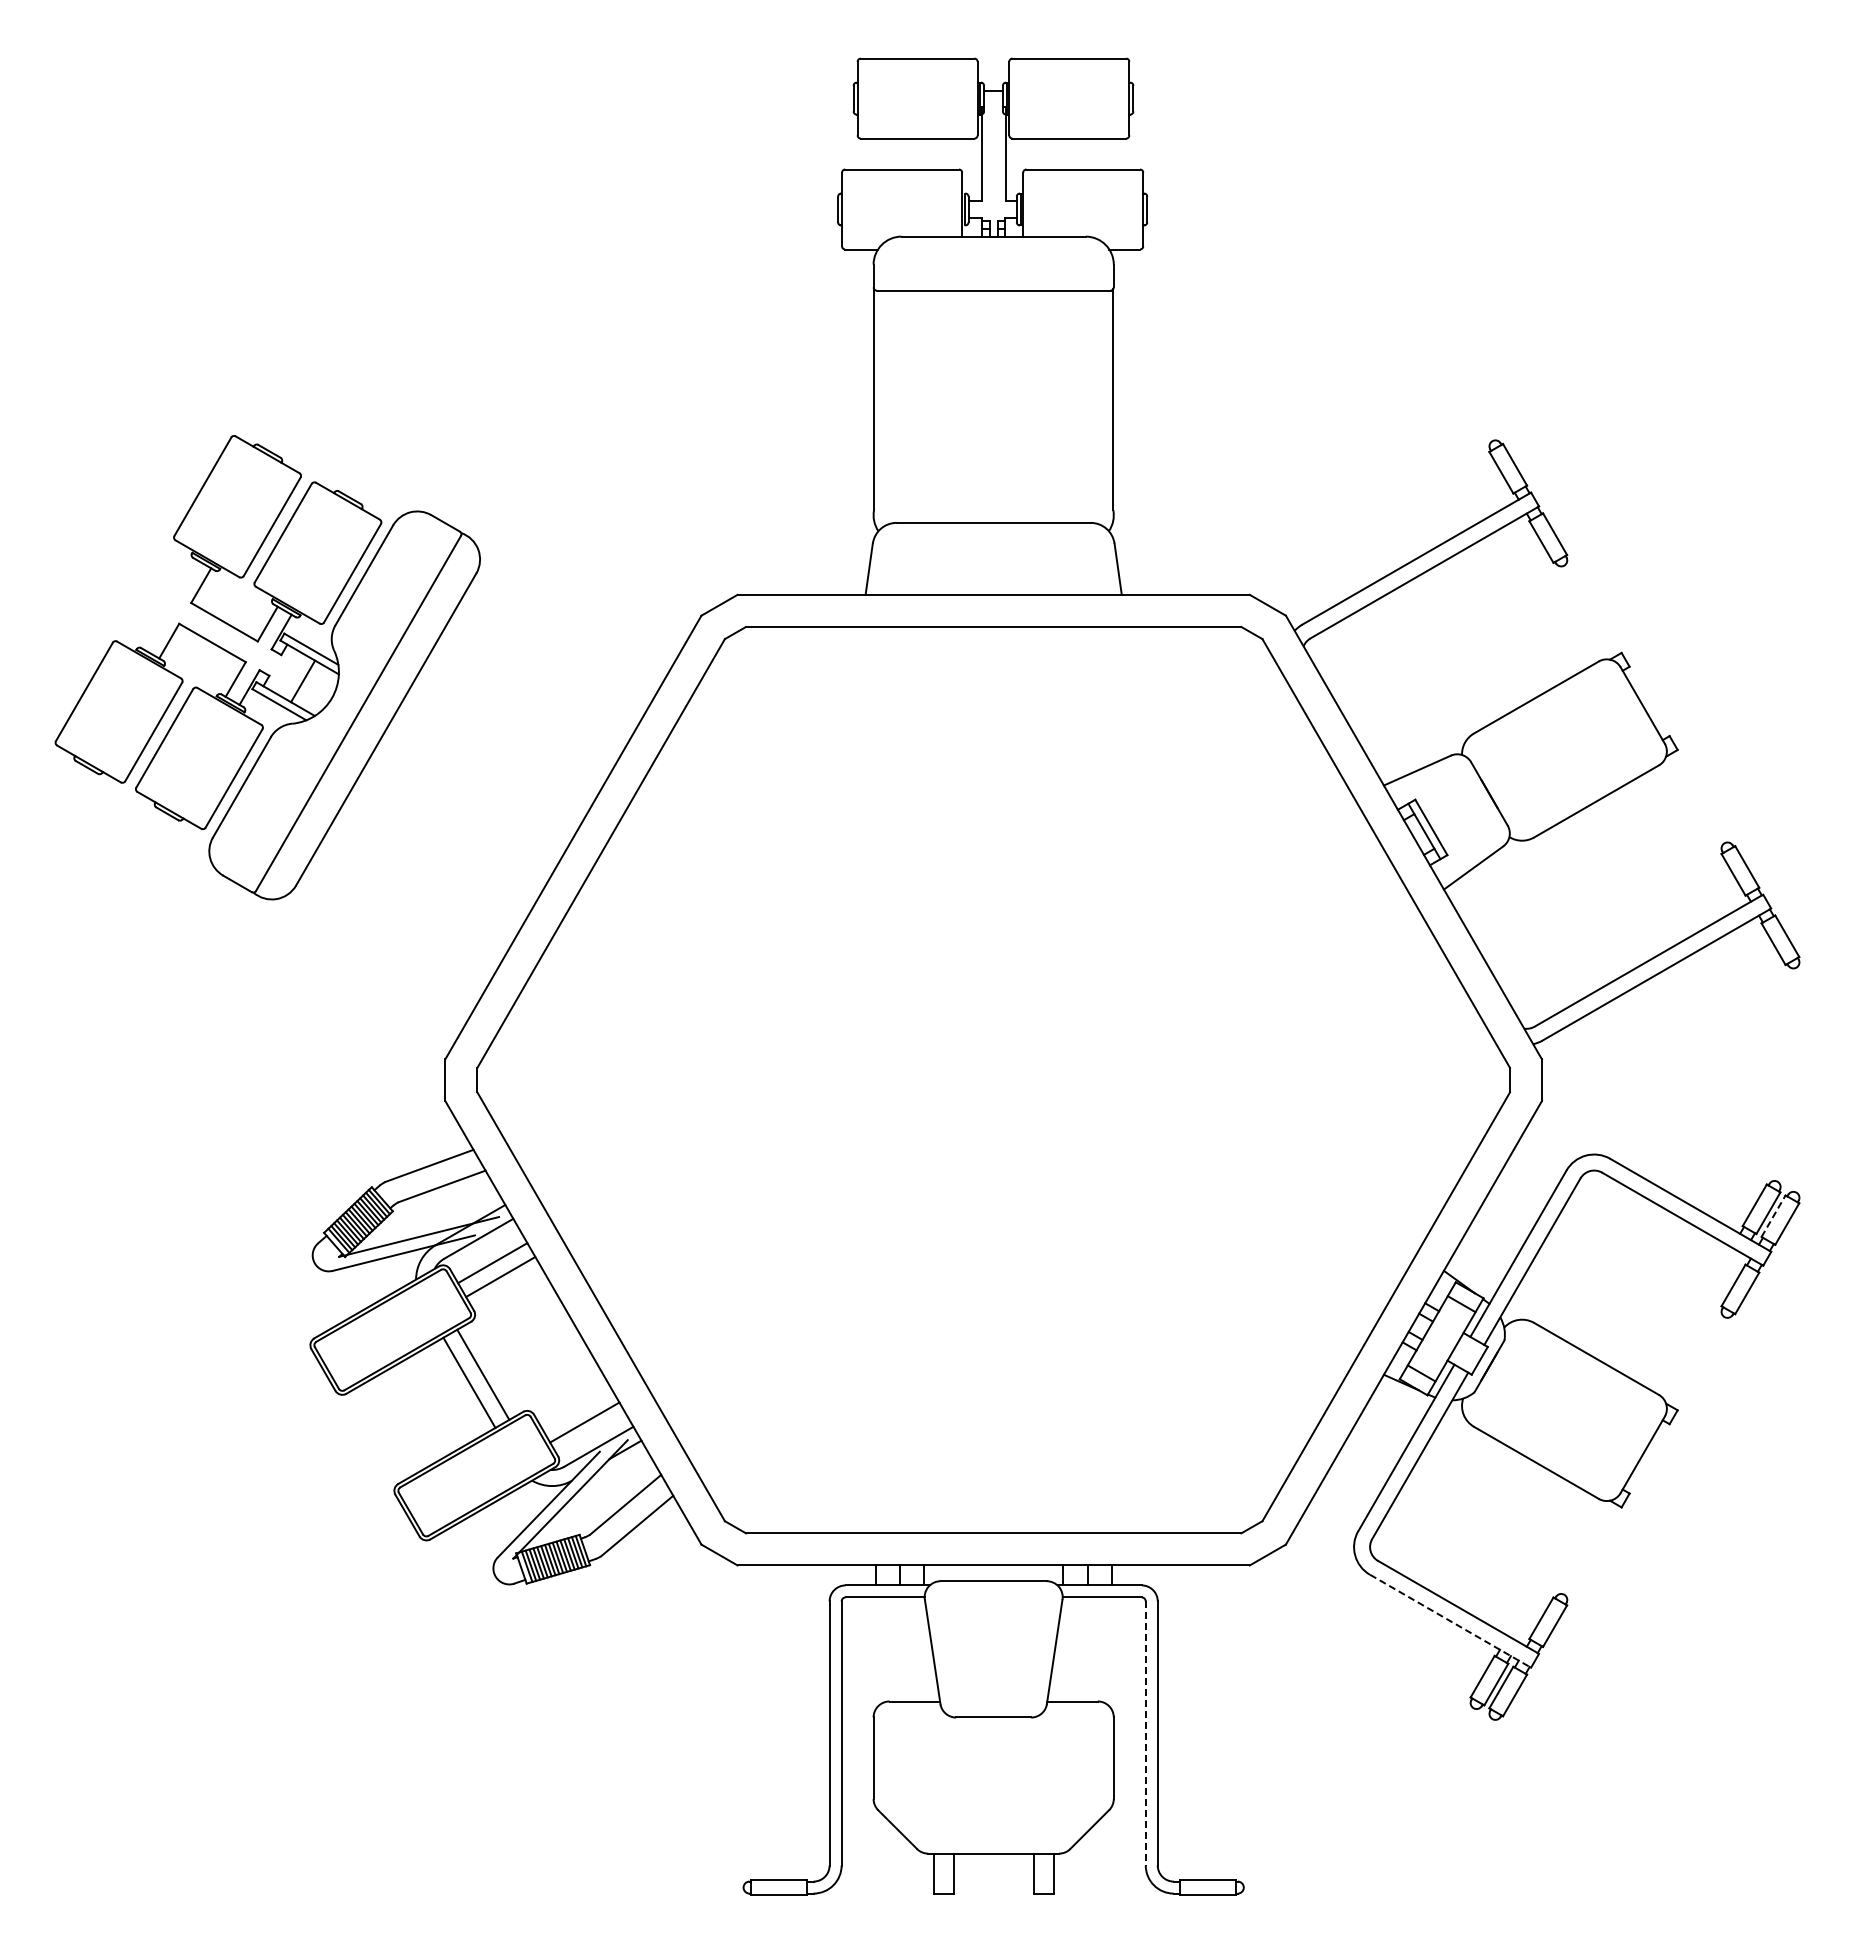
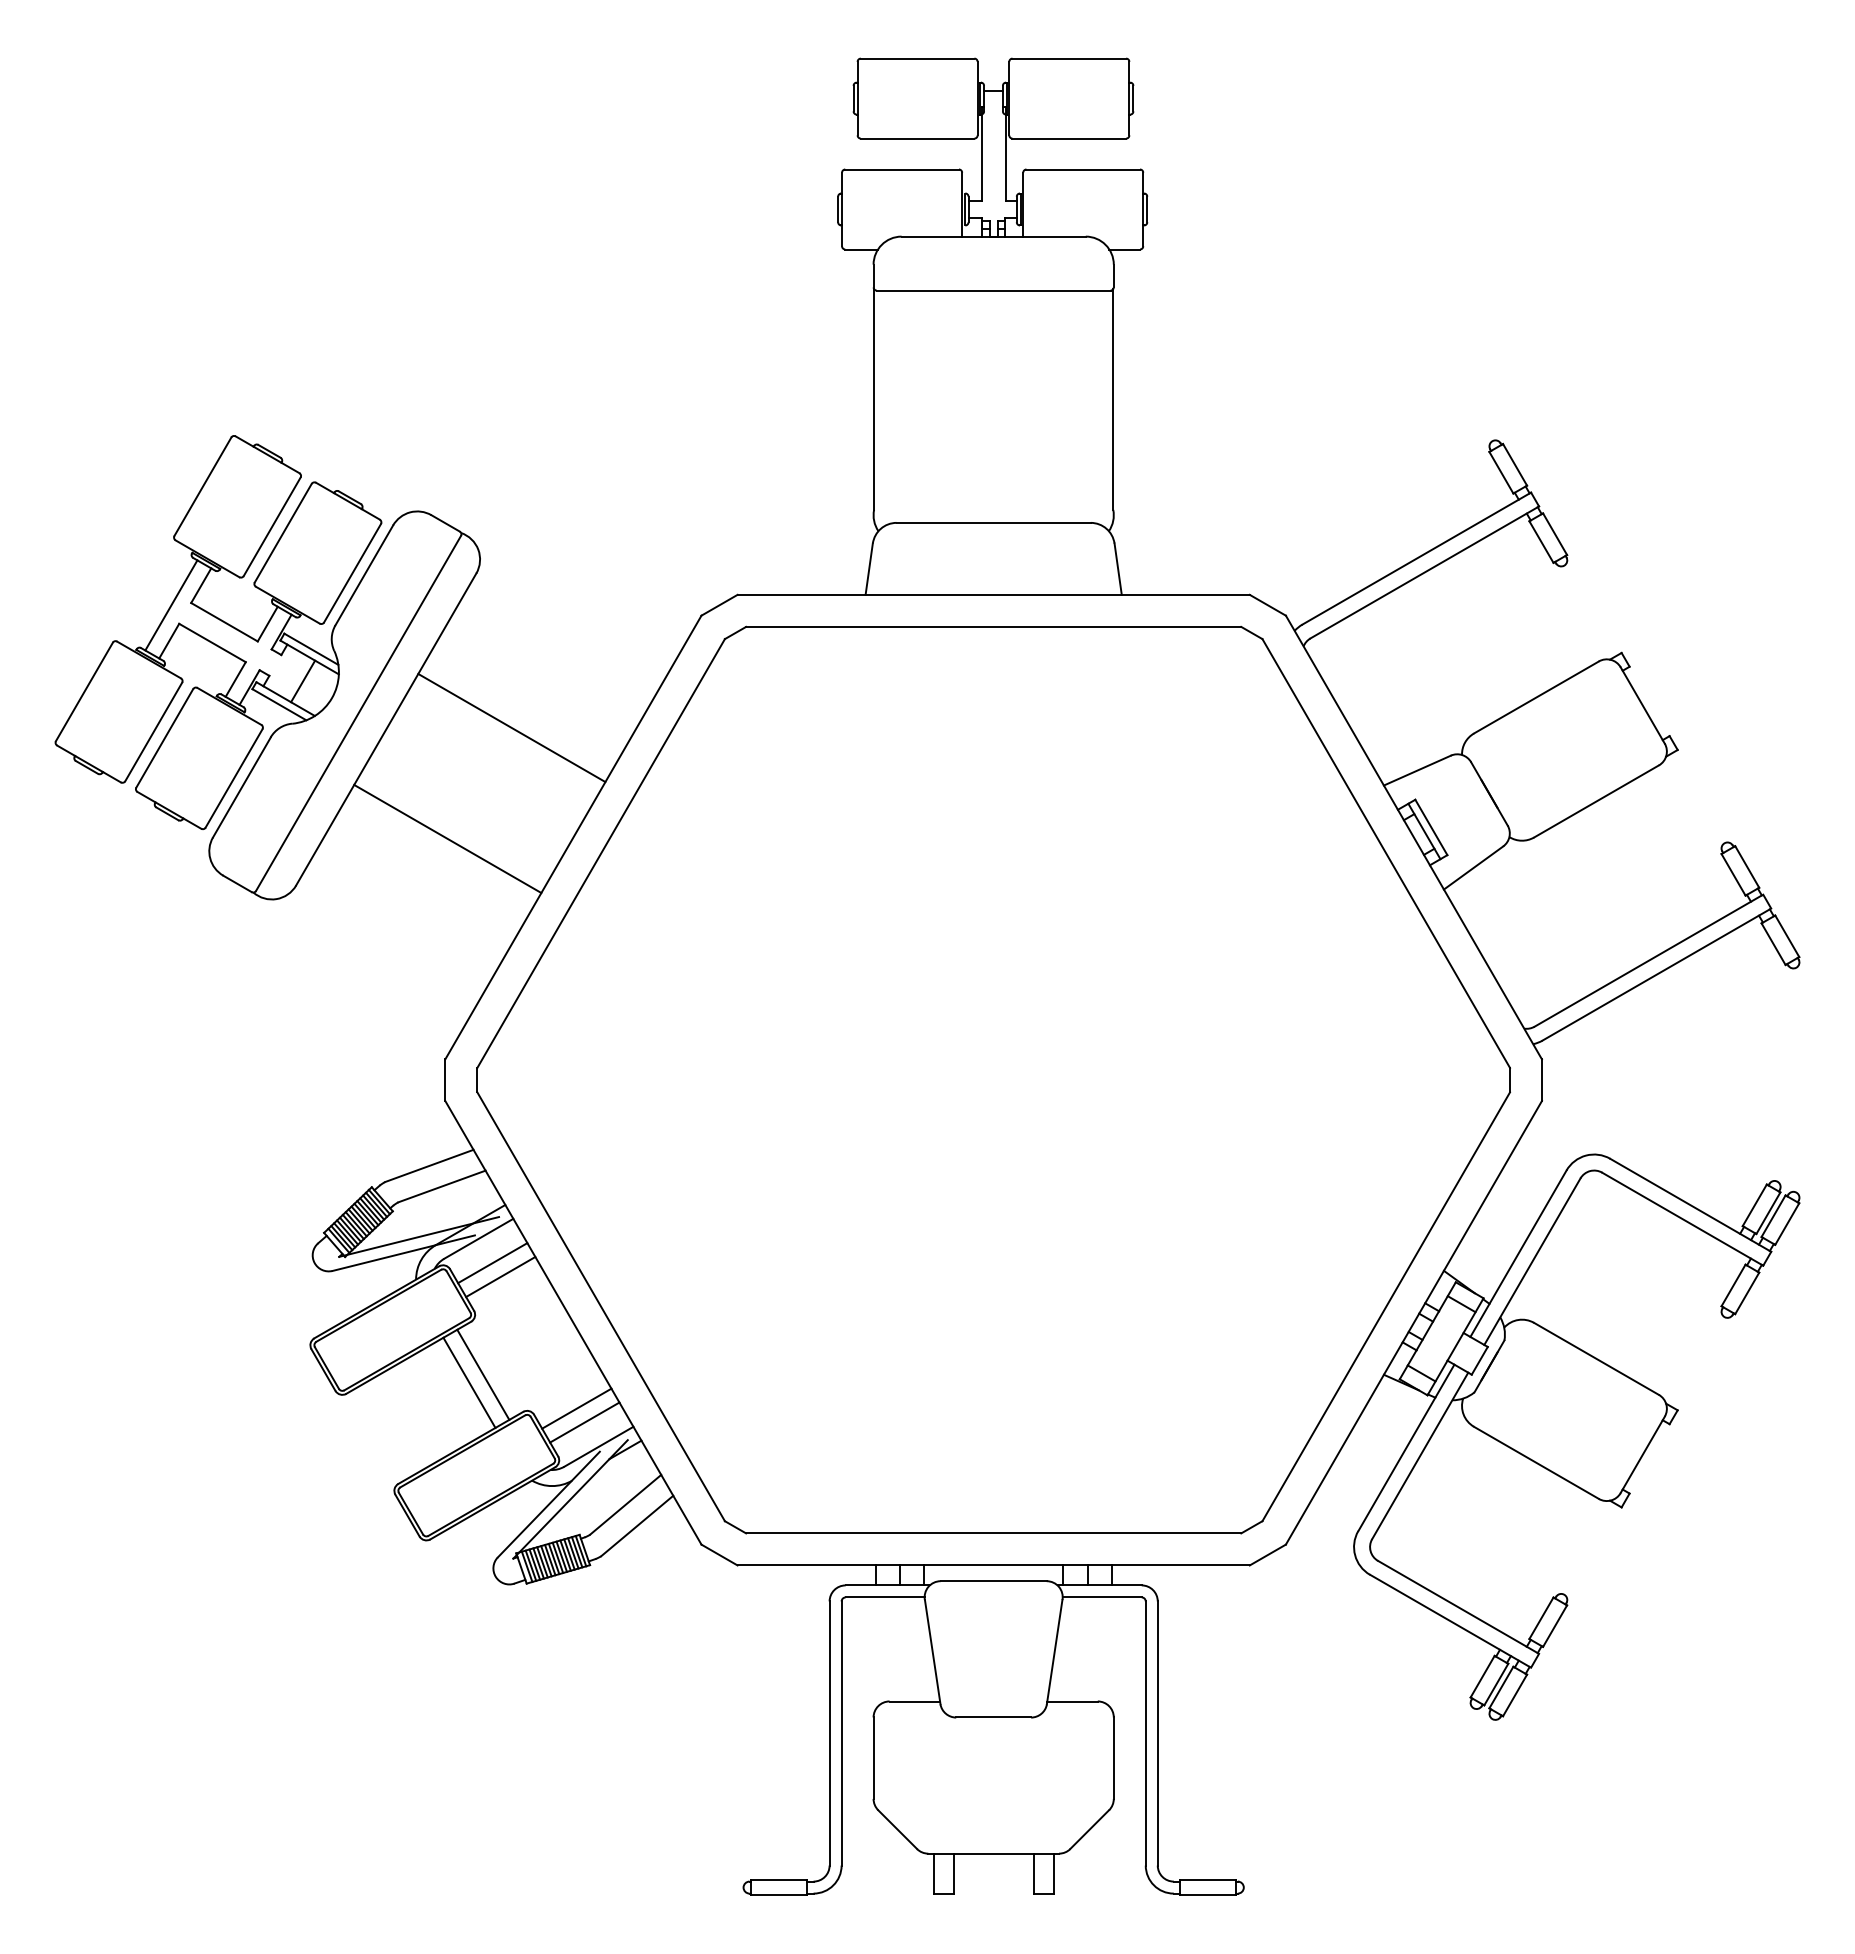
line: none -> present (171, 605)
line: none -> present (511, 727)
line: none -> present (447, 838)
line: dashed -> solid (1773, 1215)
line: none -> present (576, 1408)
line: dashed -> solid (1450, 1621)
line: dashed -> solid (1145, 1734)
